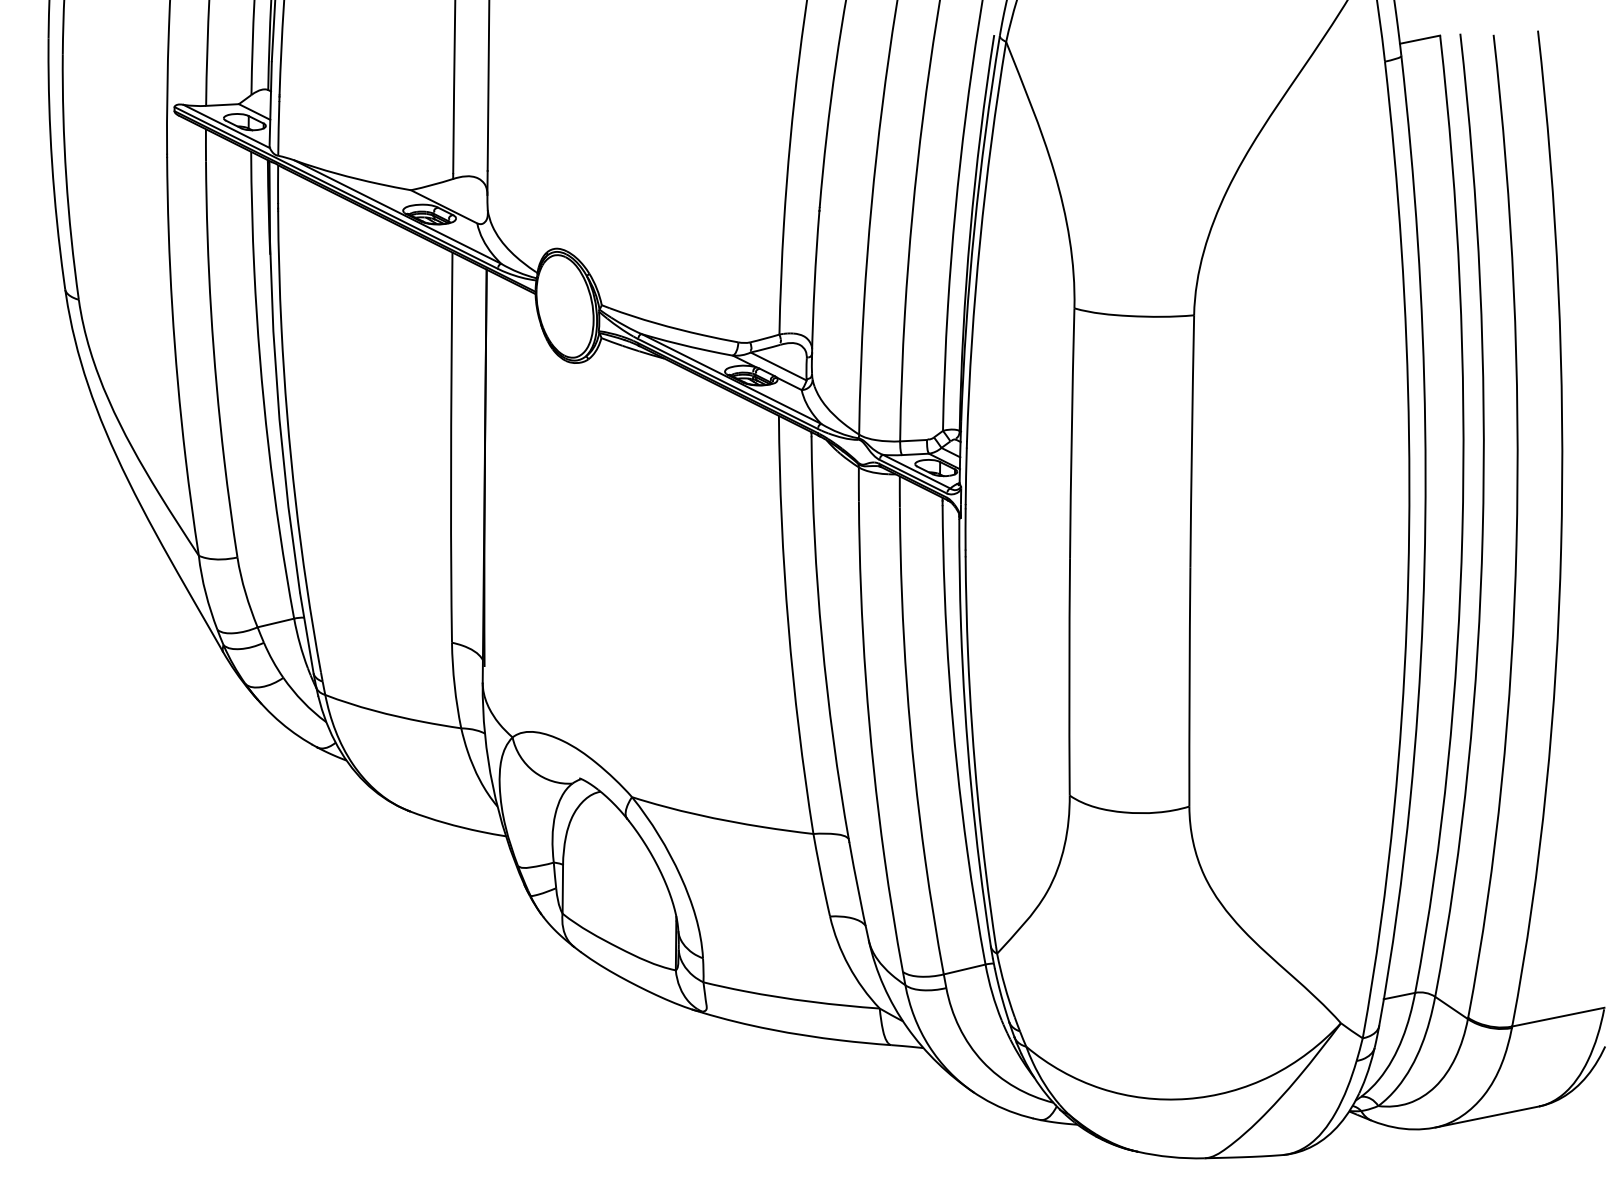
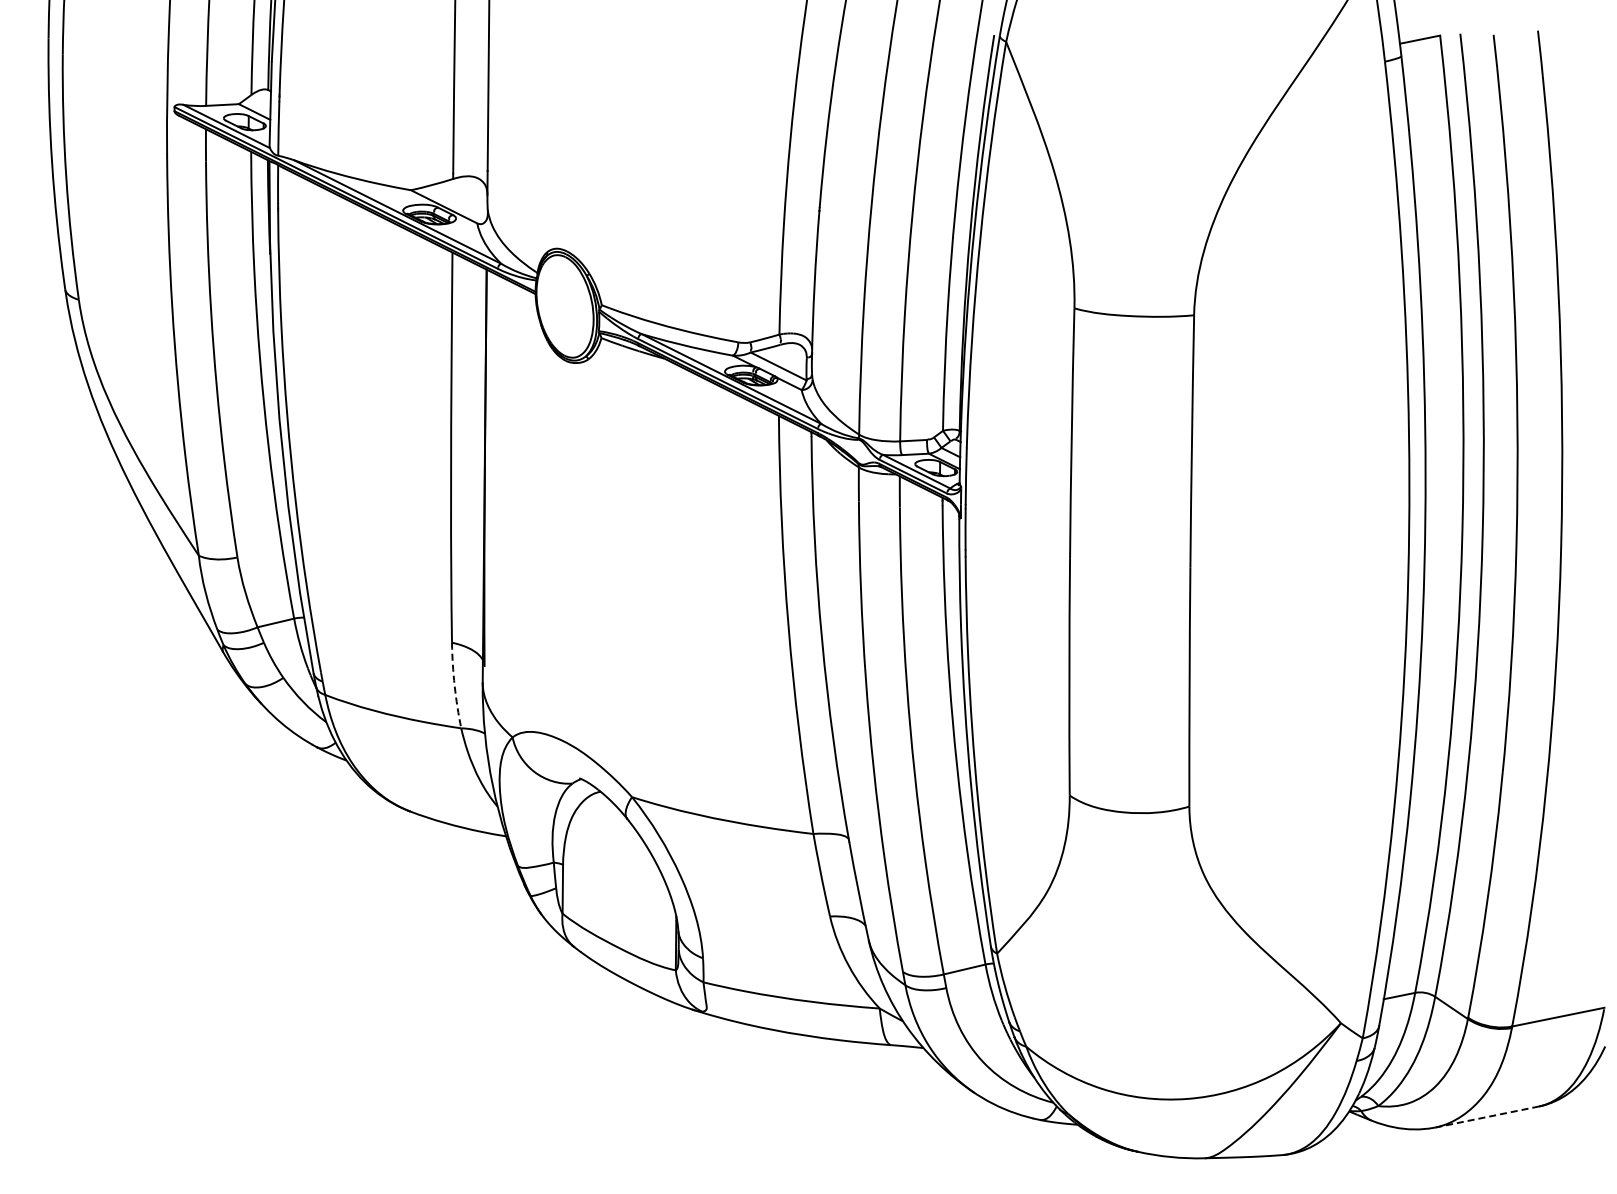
arc: solid -> dashed (454, 685)
line: solid -> dashed (1487, 1116)
